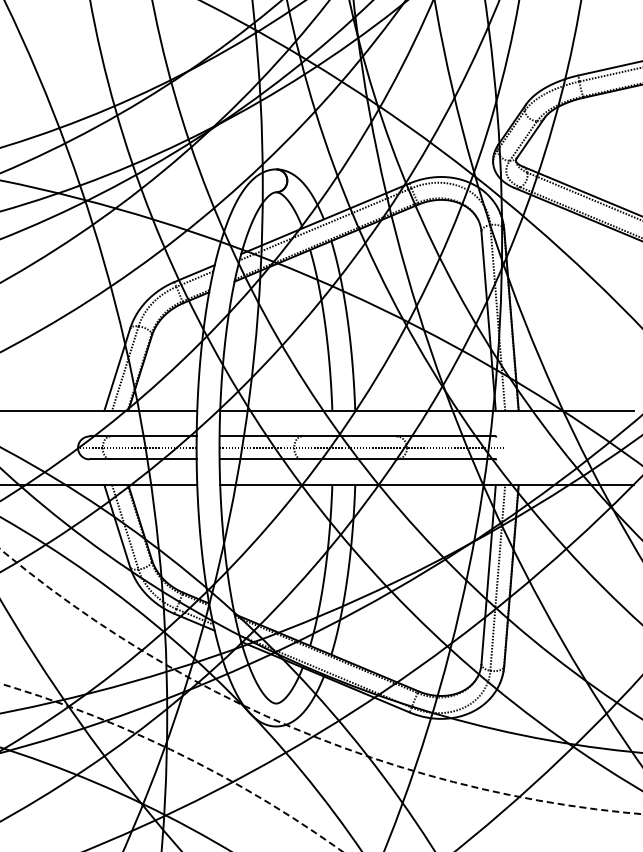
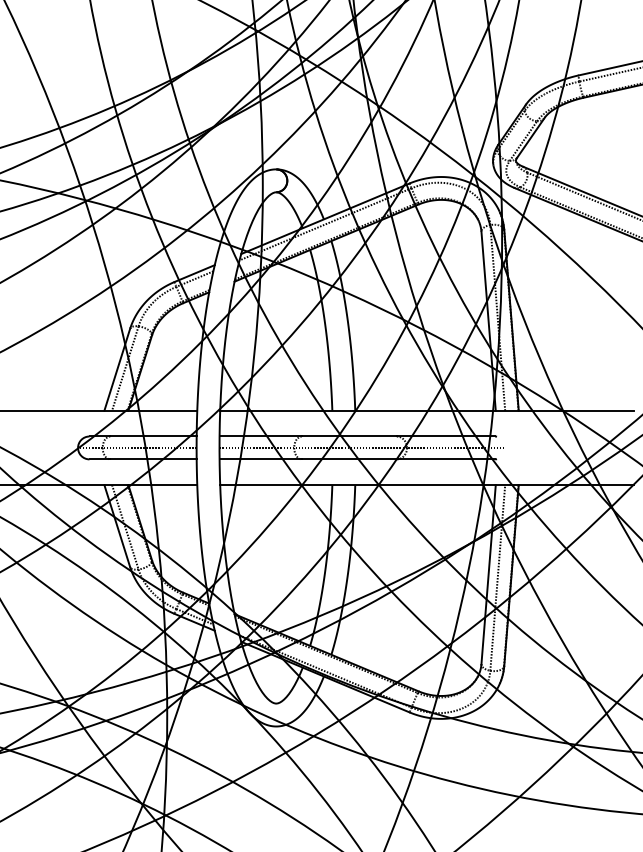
circle: dashed -> solid (321, 681)
circle: dashed -> solid (171, 767)
